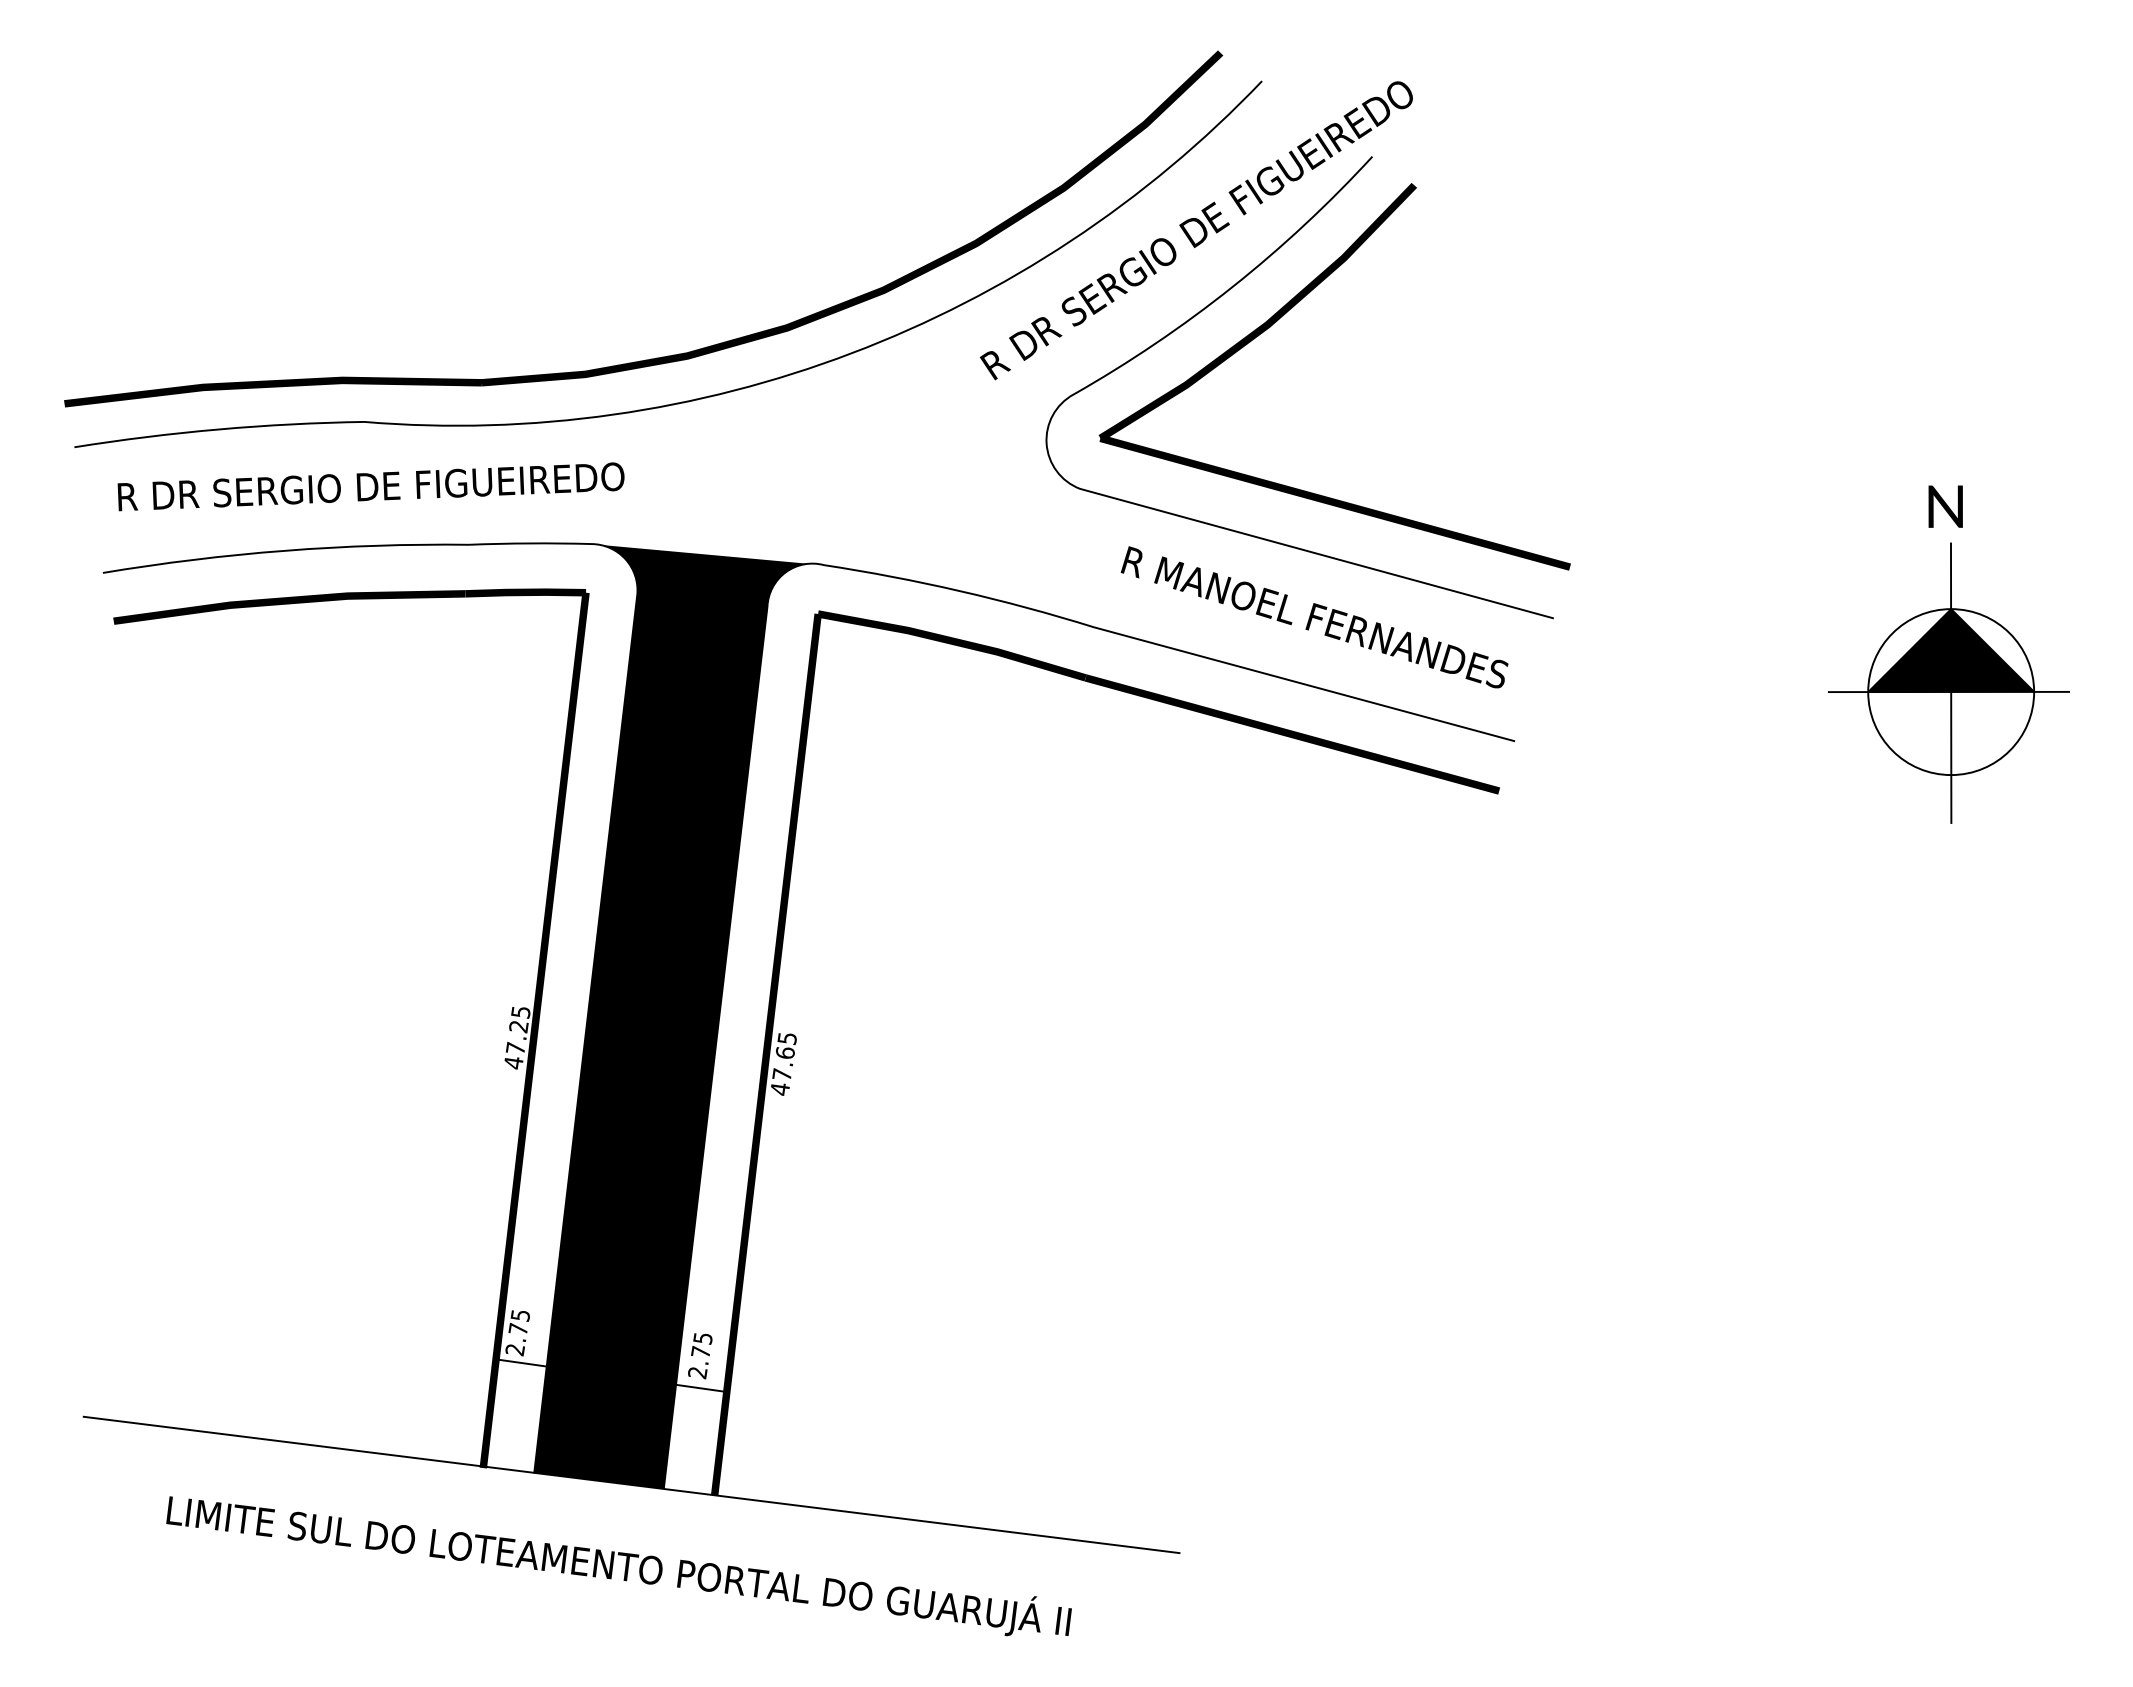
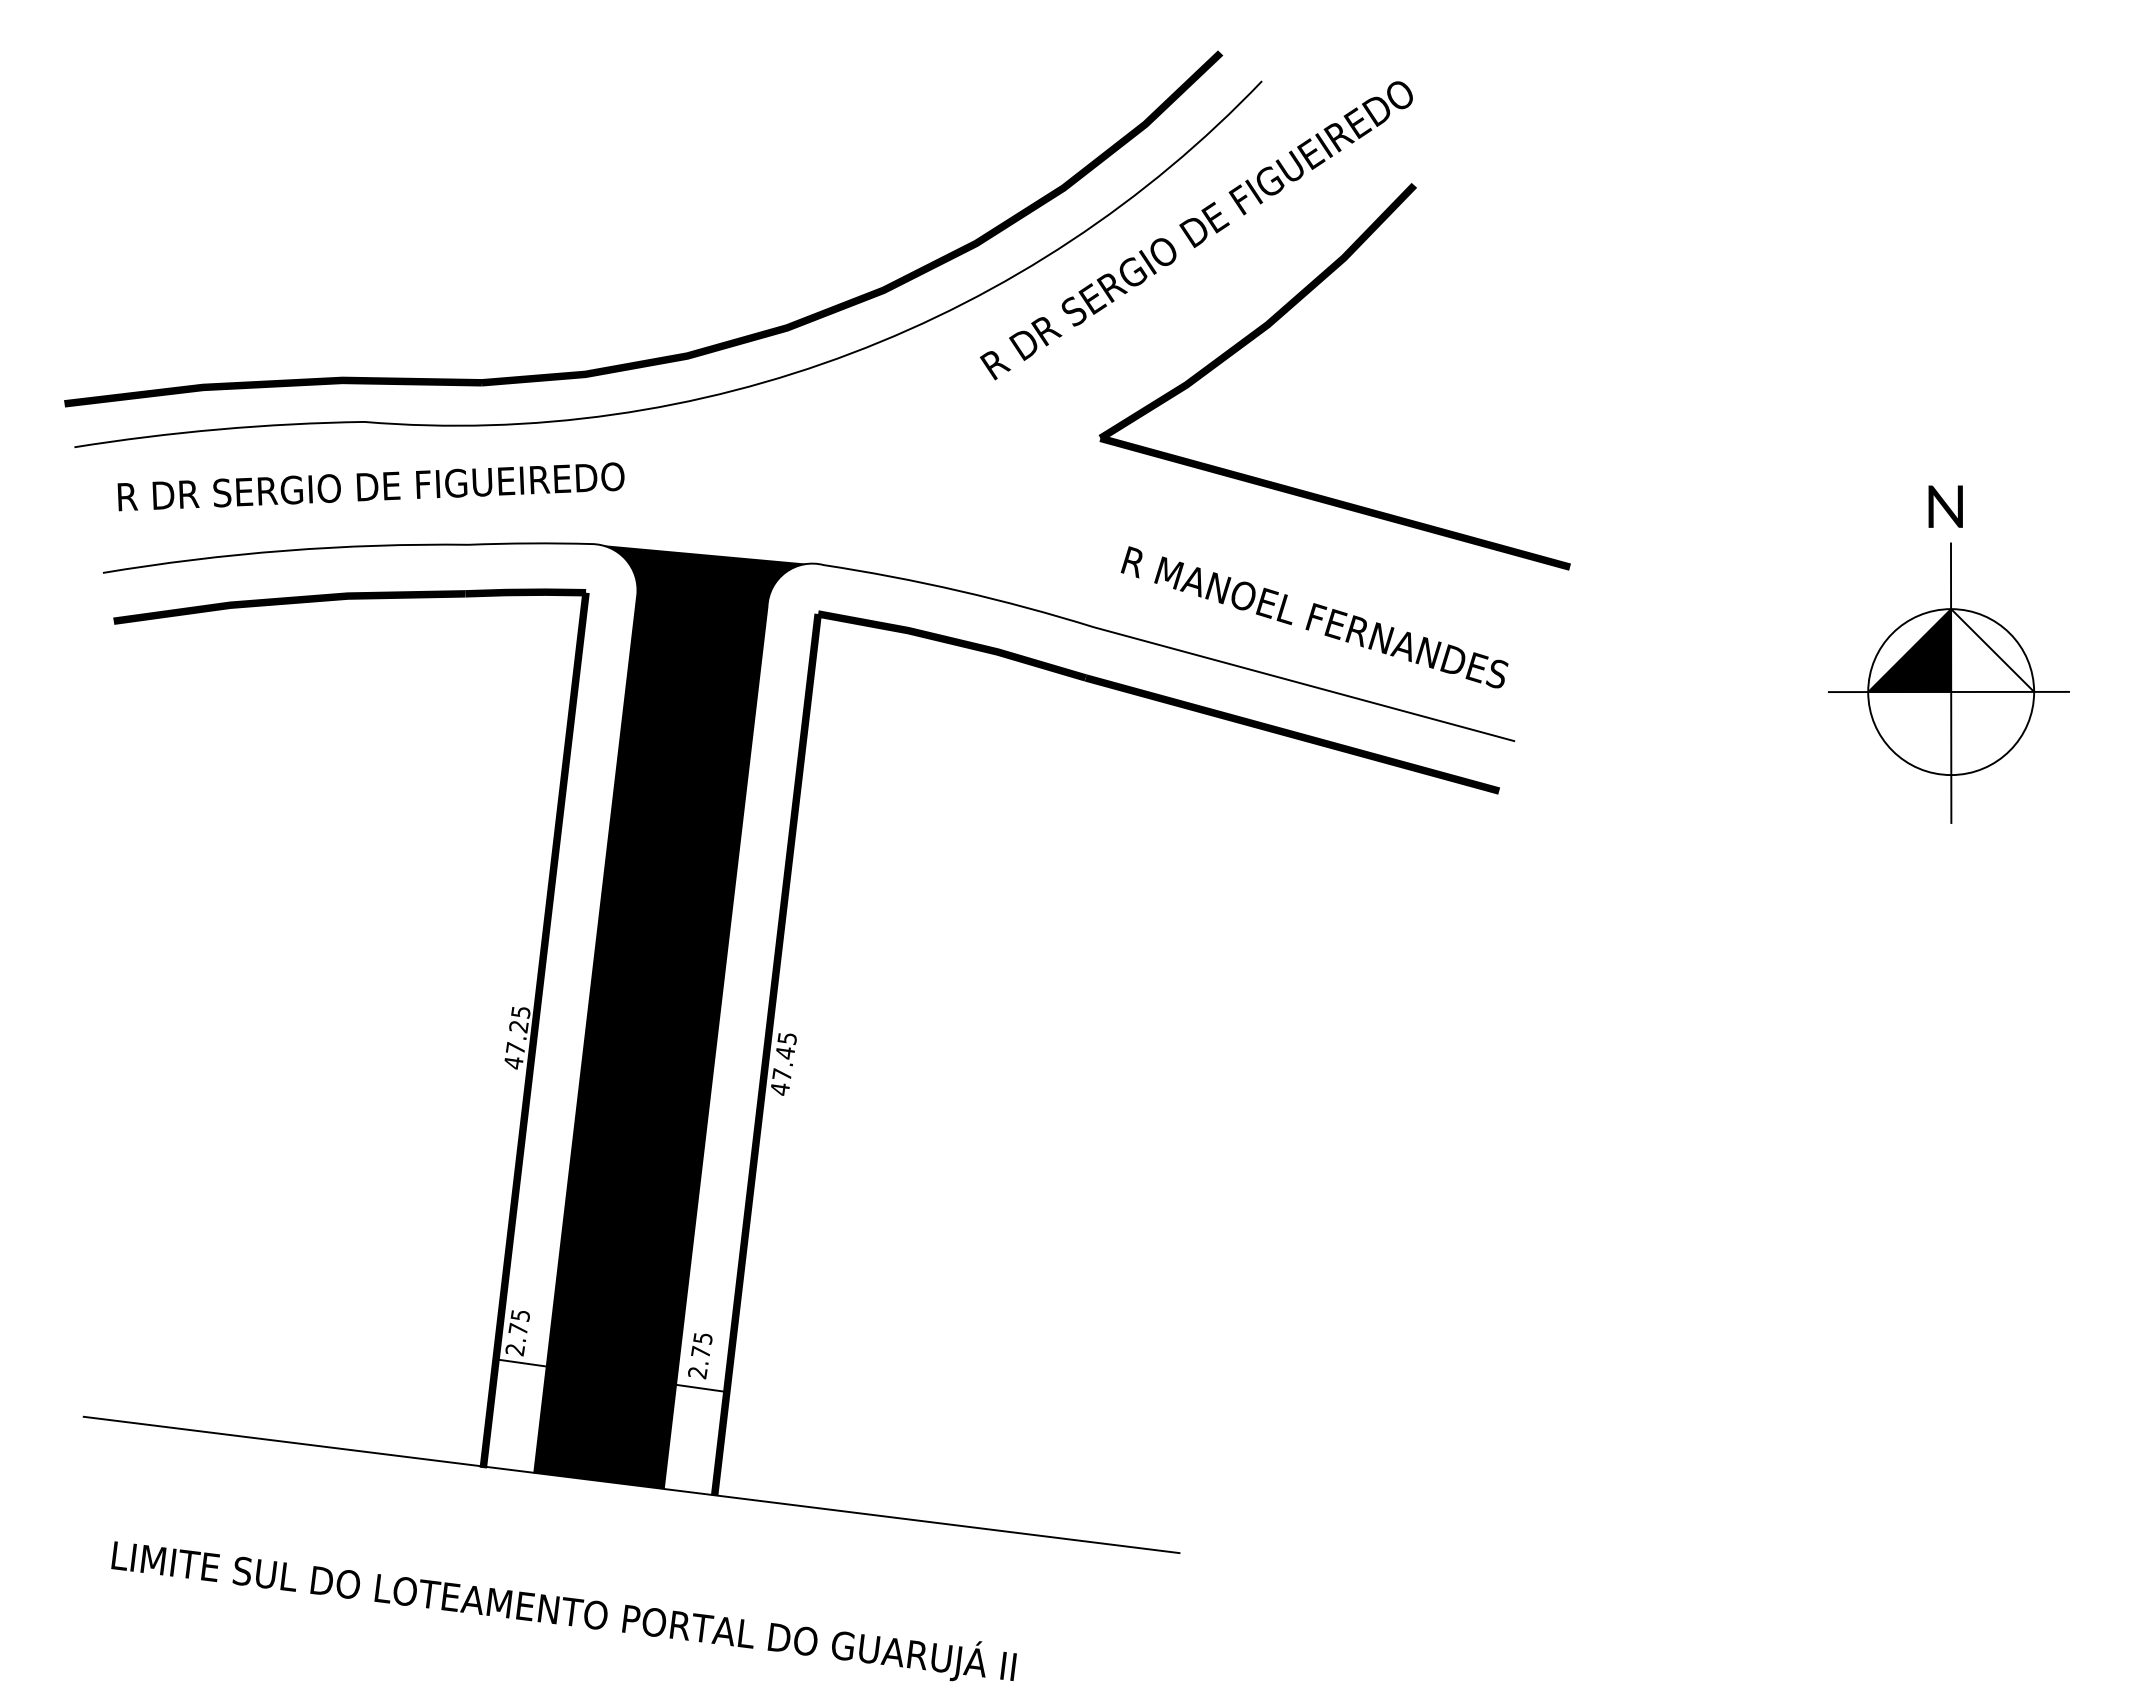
curve: present -> none (1227, 292)
fill: present -> none (1992, 650)
text: 47.65 -> 47.45 (784, 1053)
text position: (618, 1566) -> (563, 1611) (563, 1611)
